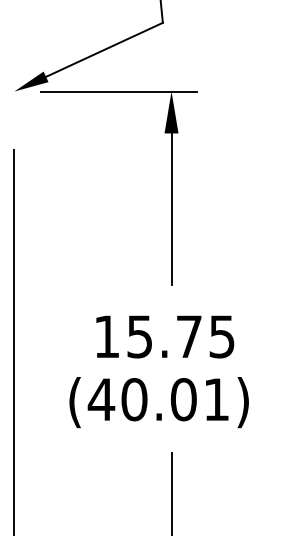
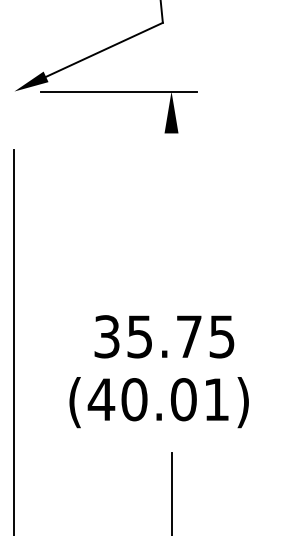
line: present -> none (171, 208)
text: 15.75 -> 35.75 (106, 336)
